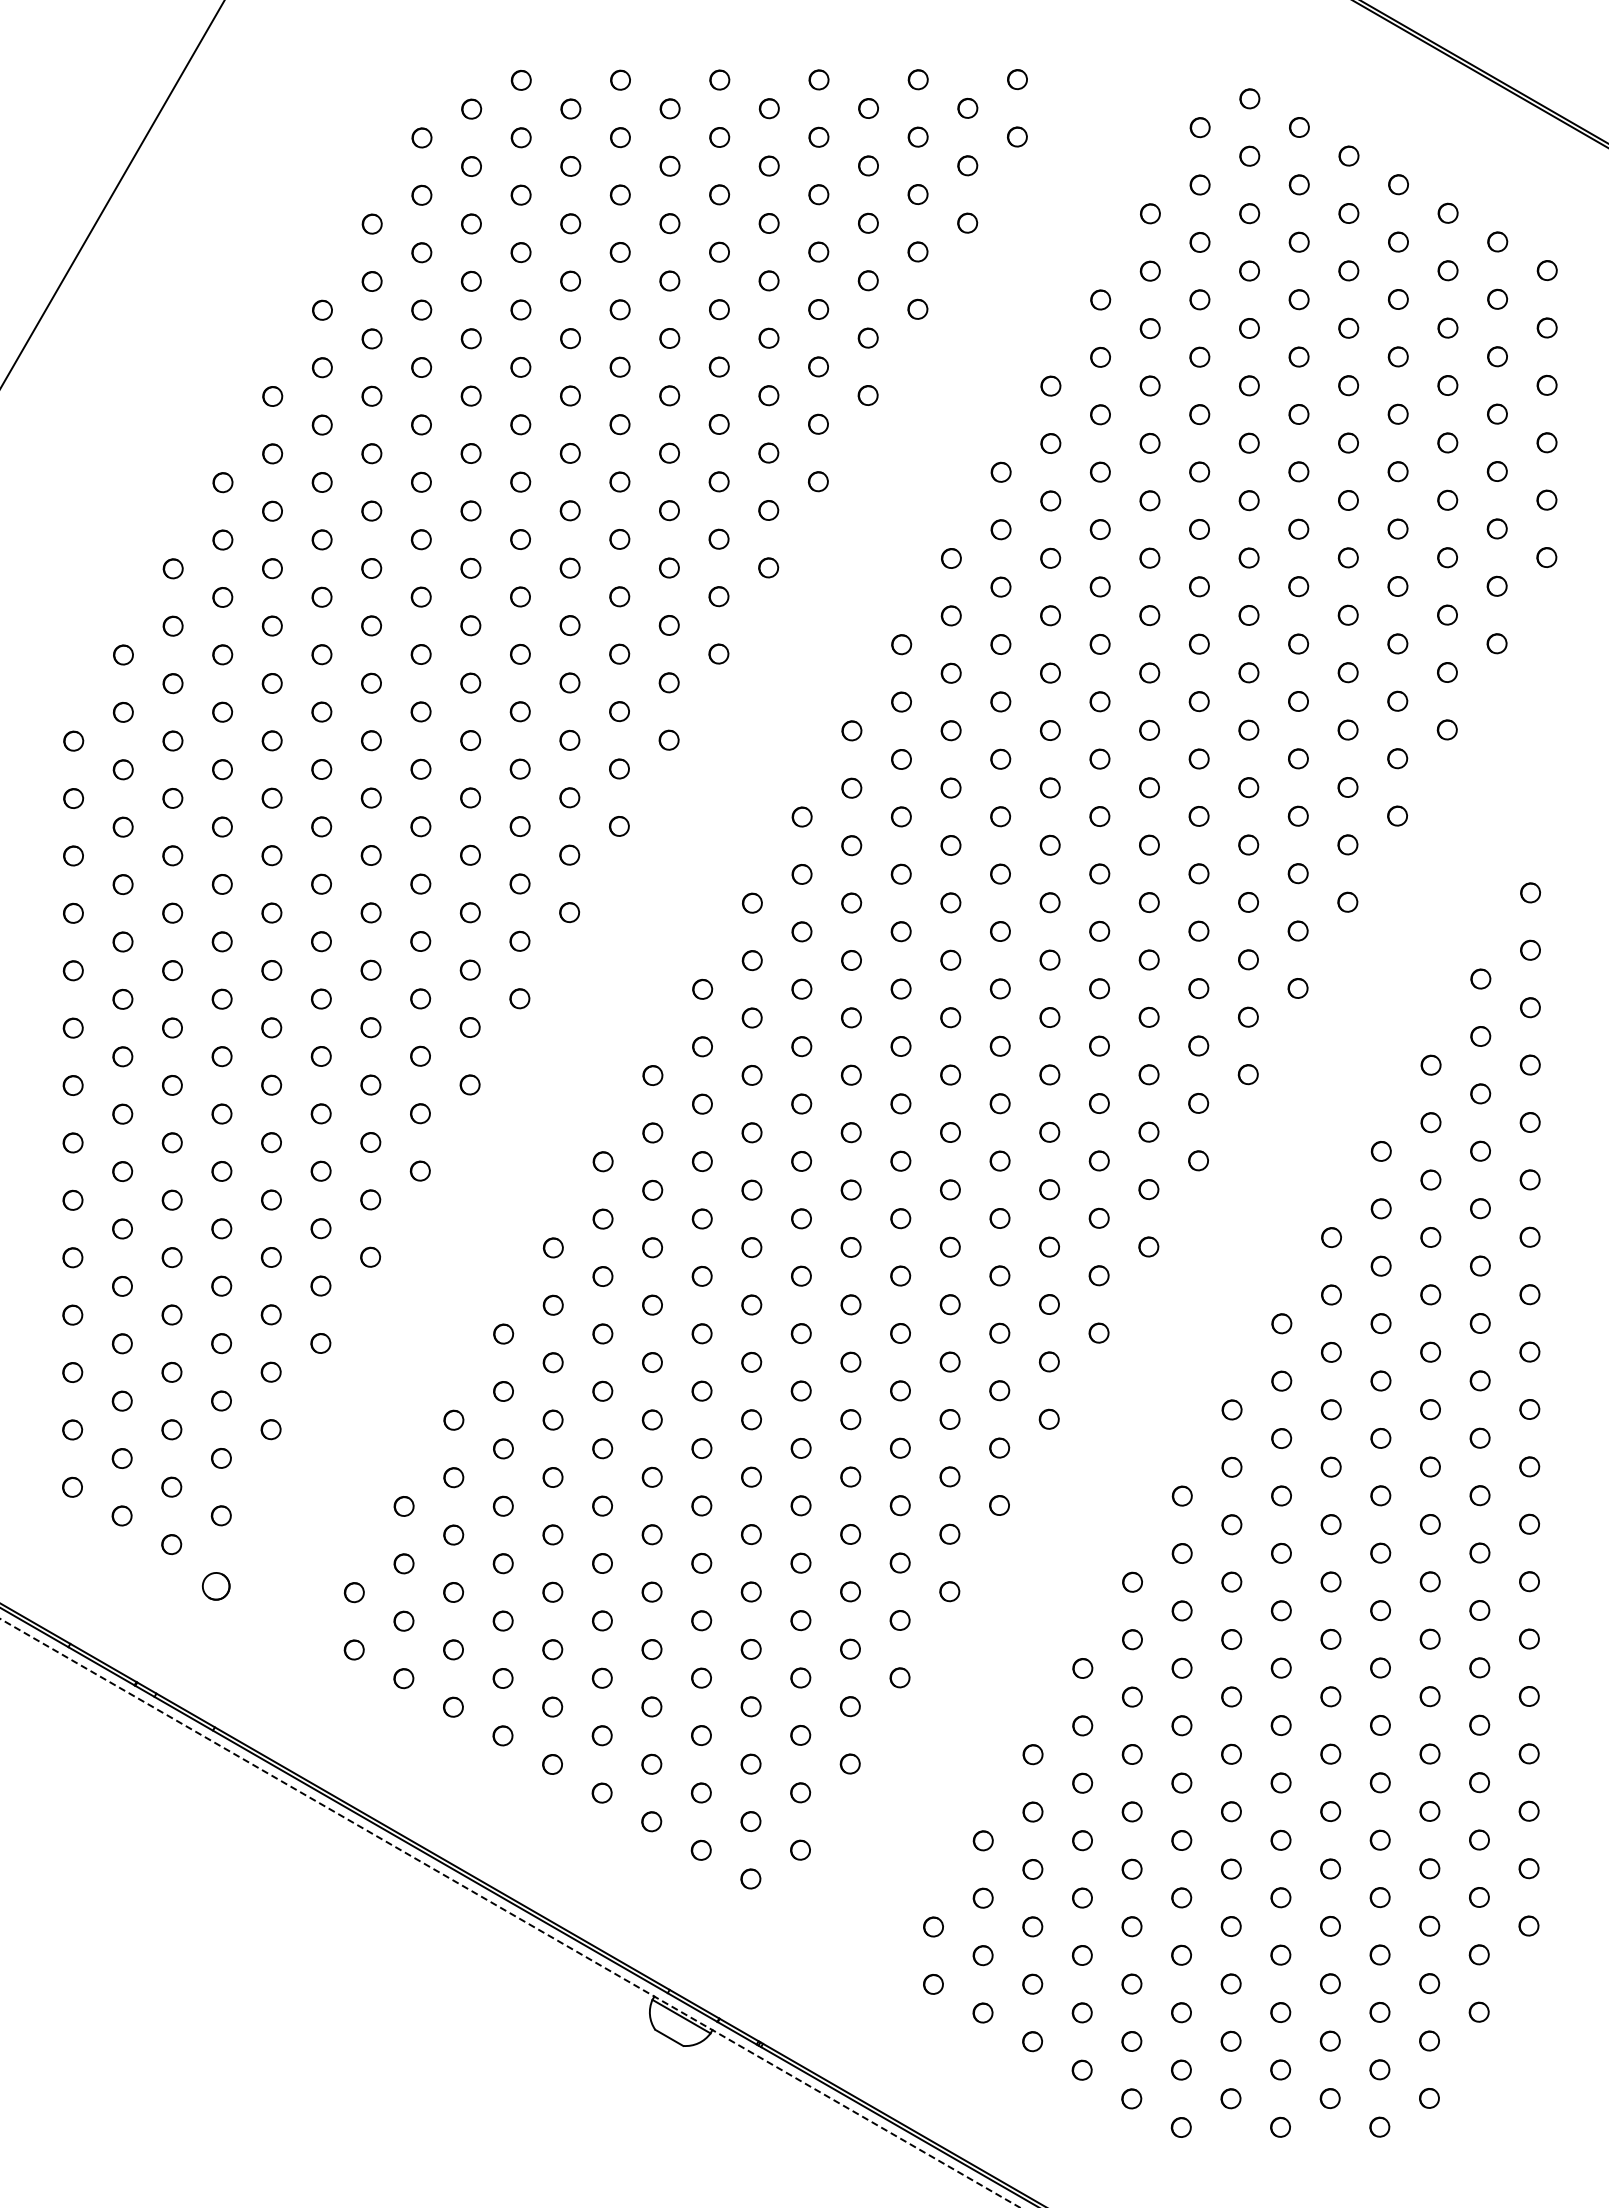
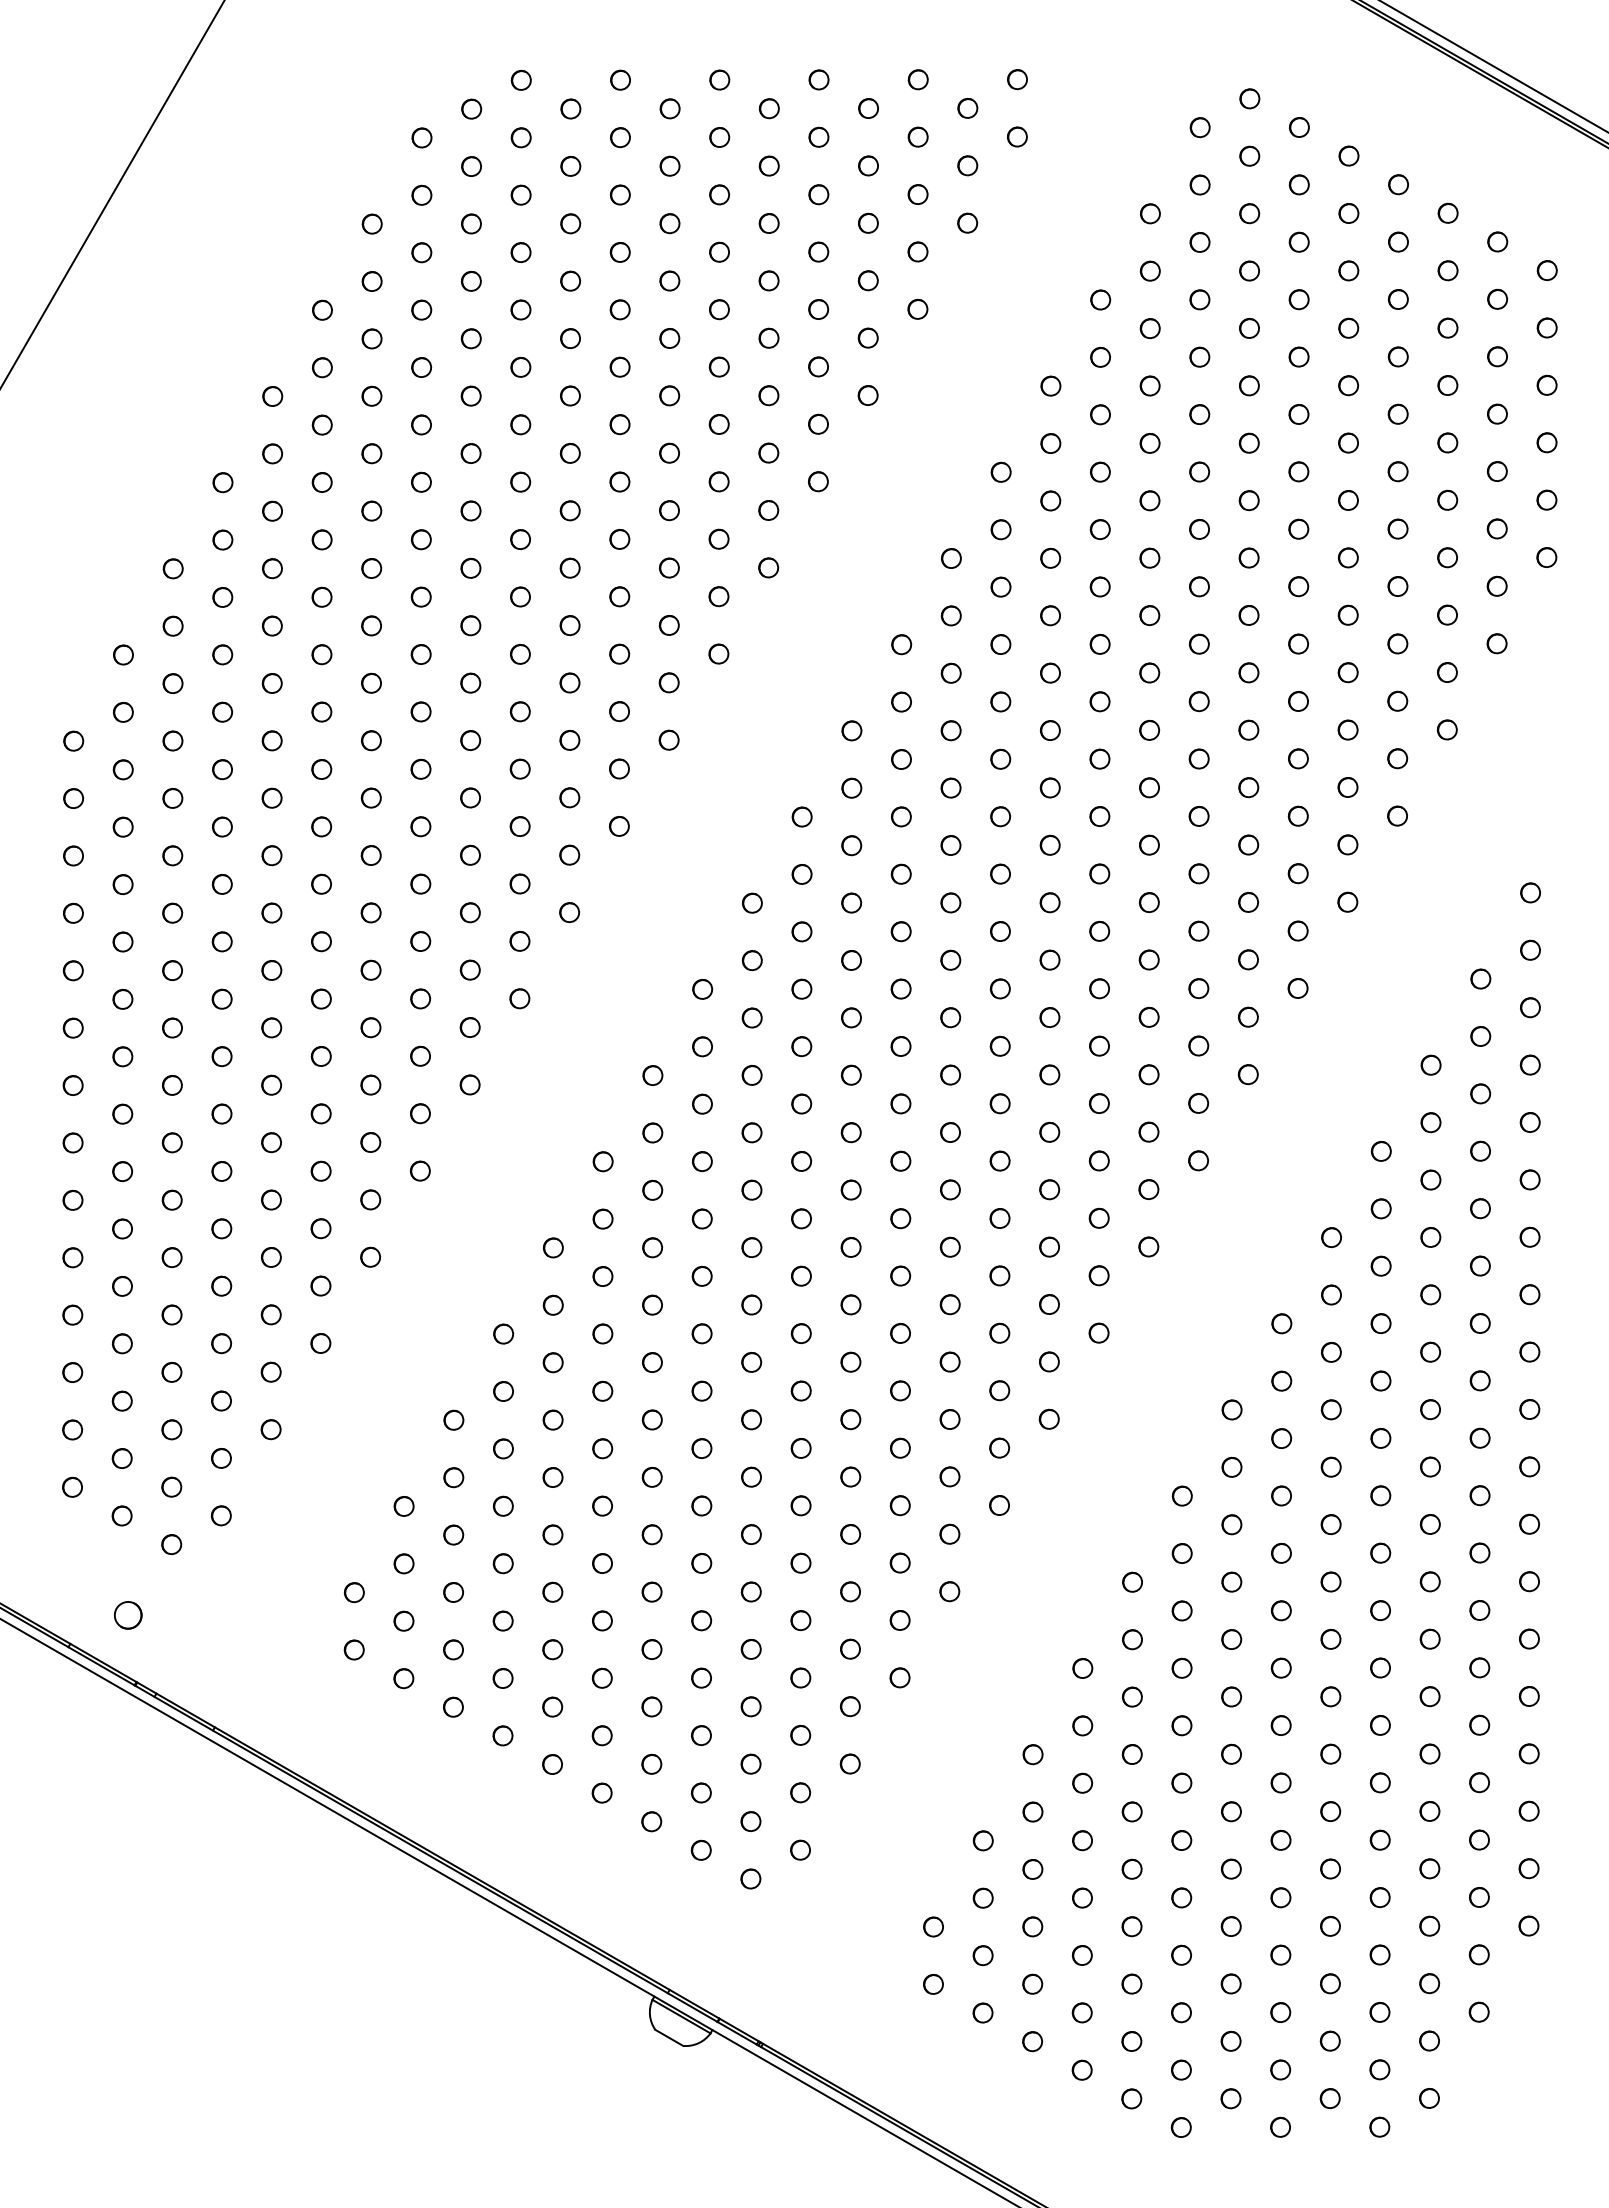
line: none -> present (1493, 66)
part position: (216, 1586) -> (128, 1615) (128, 1615)
line: dashed -> solid (510, 1913)
